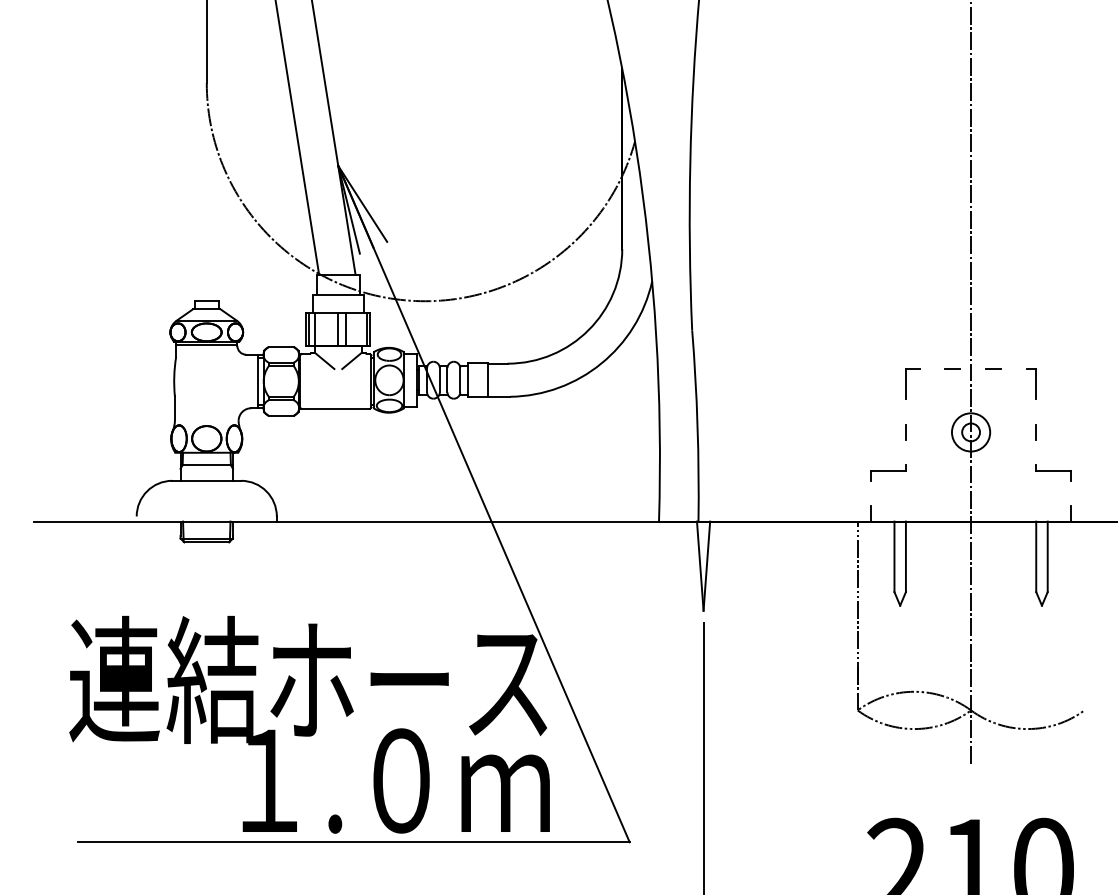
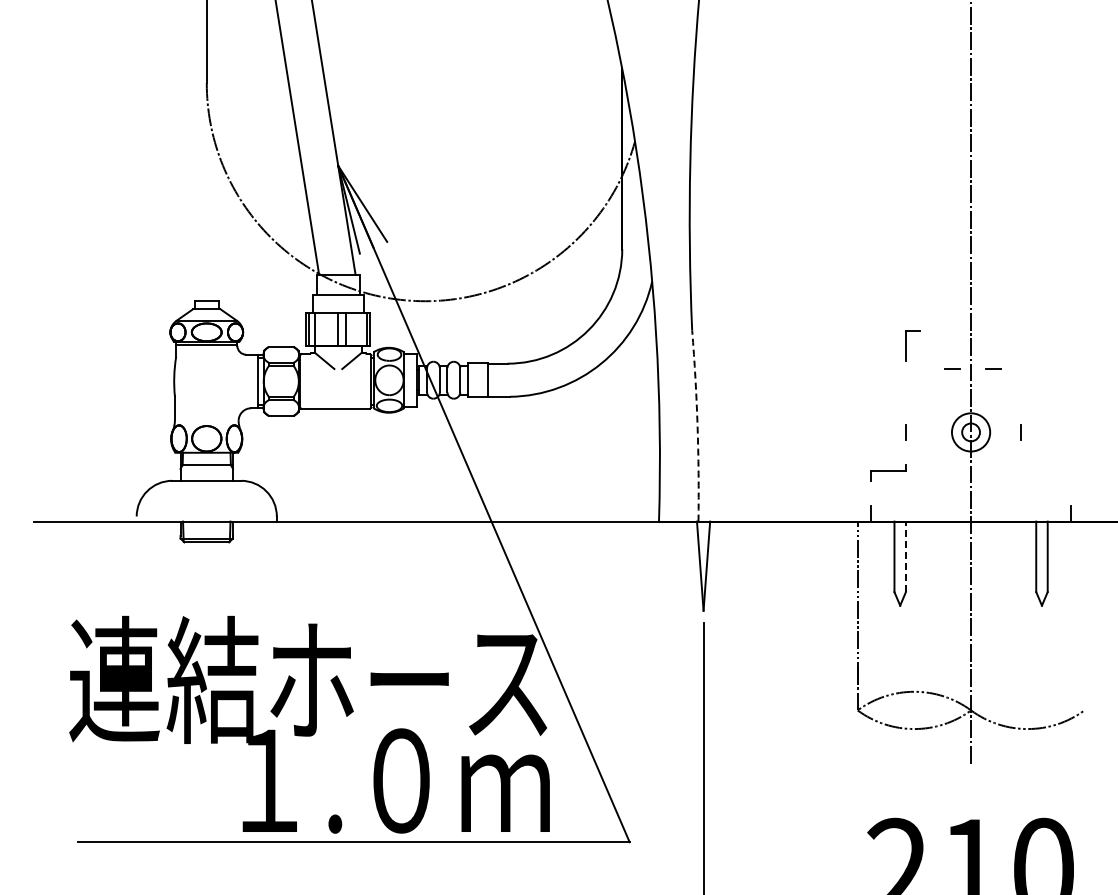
part position: (912, 383) -> (912, 345) (912, 345)
part: present -> none (1031, 383)
arc: solid -> dashed (697, 425)
line position: (1035, 432) -> (1020, 432) (1020, 432)
part: present -> none (1053, 472)
line: solid -> dashed (905, 556)
